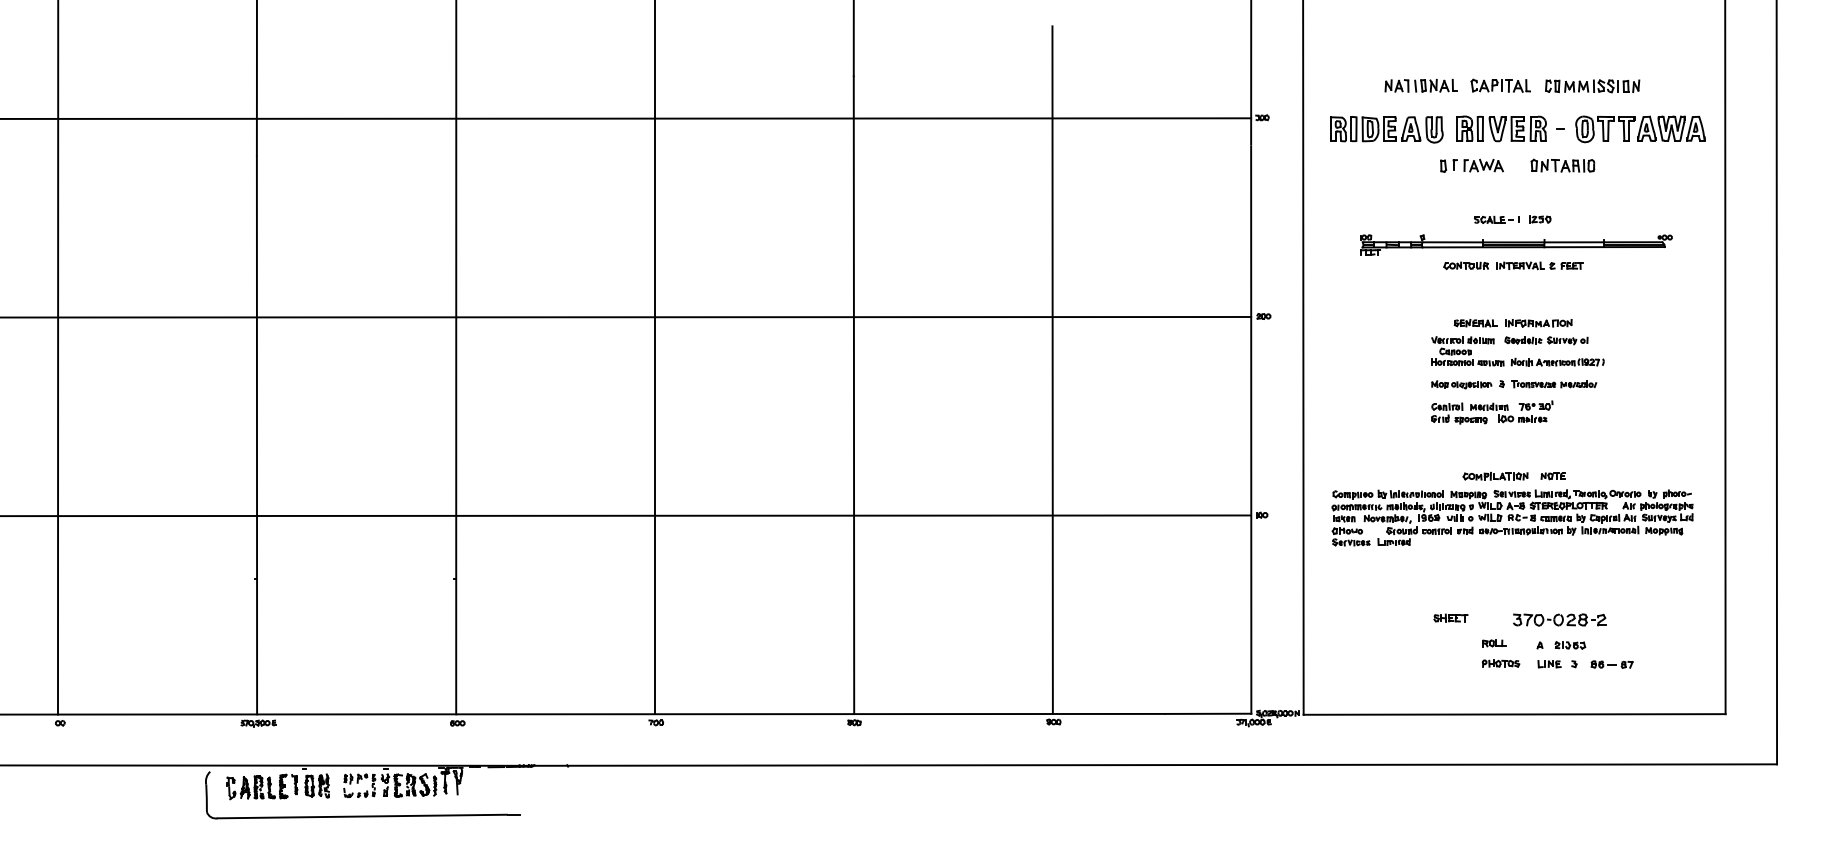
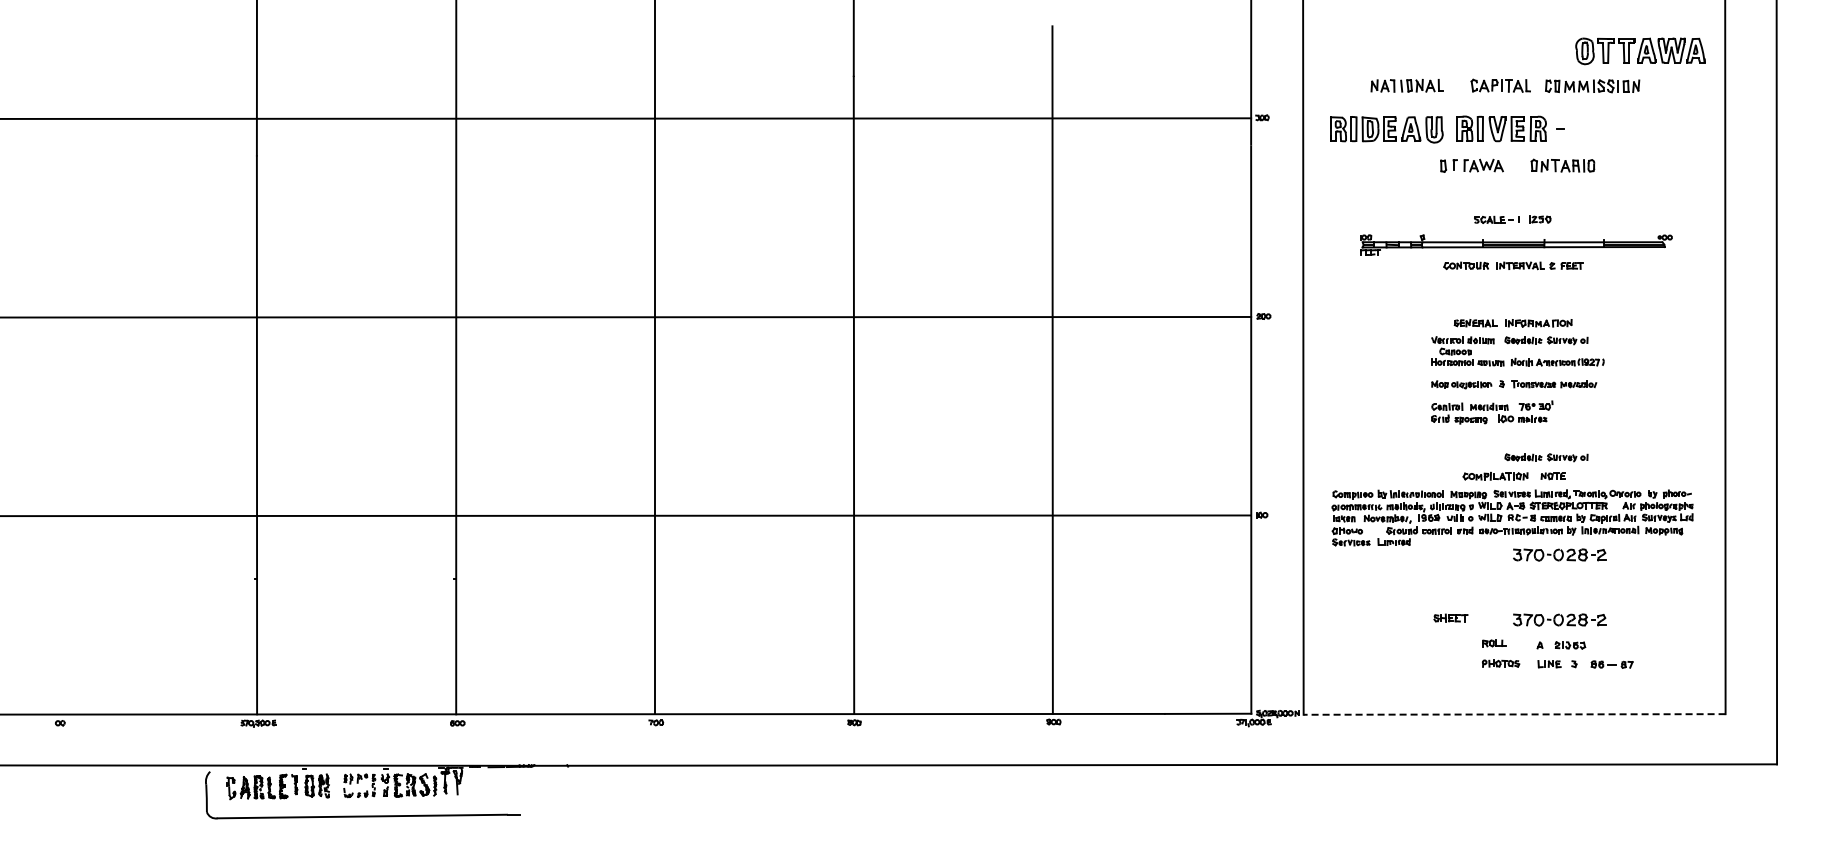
part position: (1420, 85) -> (1406, 85) (1406, 85)
part position: (1640, 129) -> (1640, 51) (1640, 51)
line: present -> none (58, 358)
part: none -> present (1546, 457)
part: none -> present (1559, 554)
line: solid -> dashed (1514, 714)
